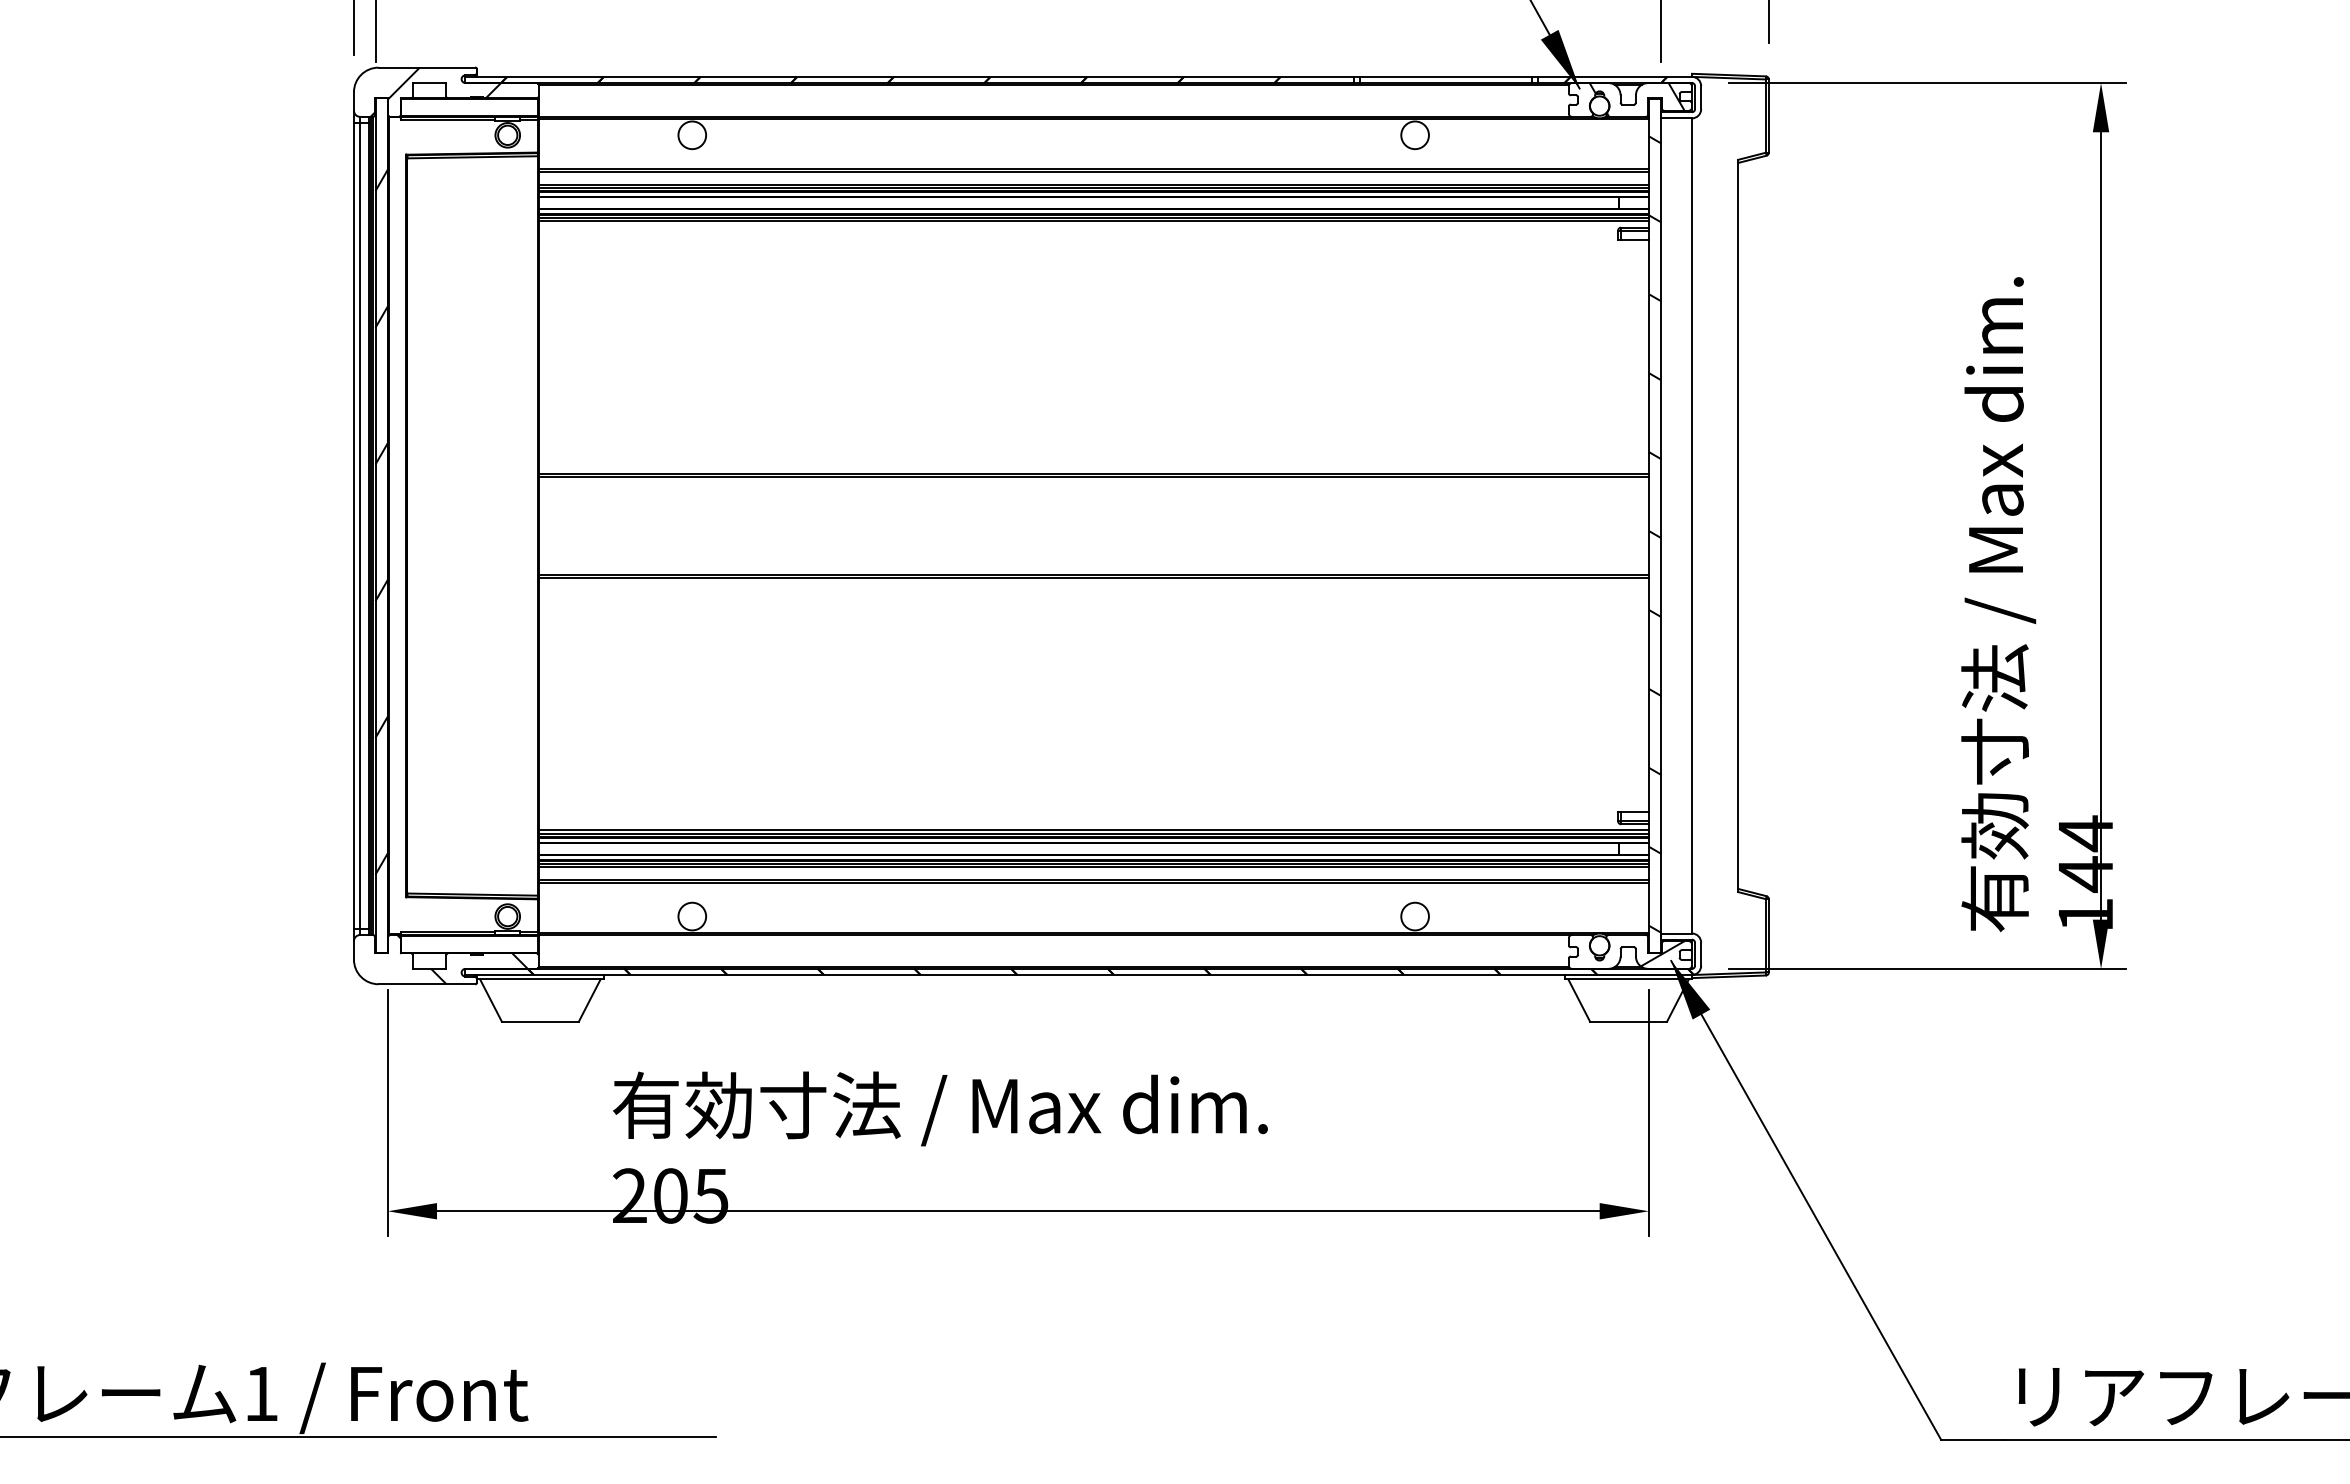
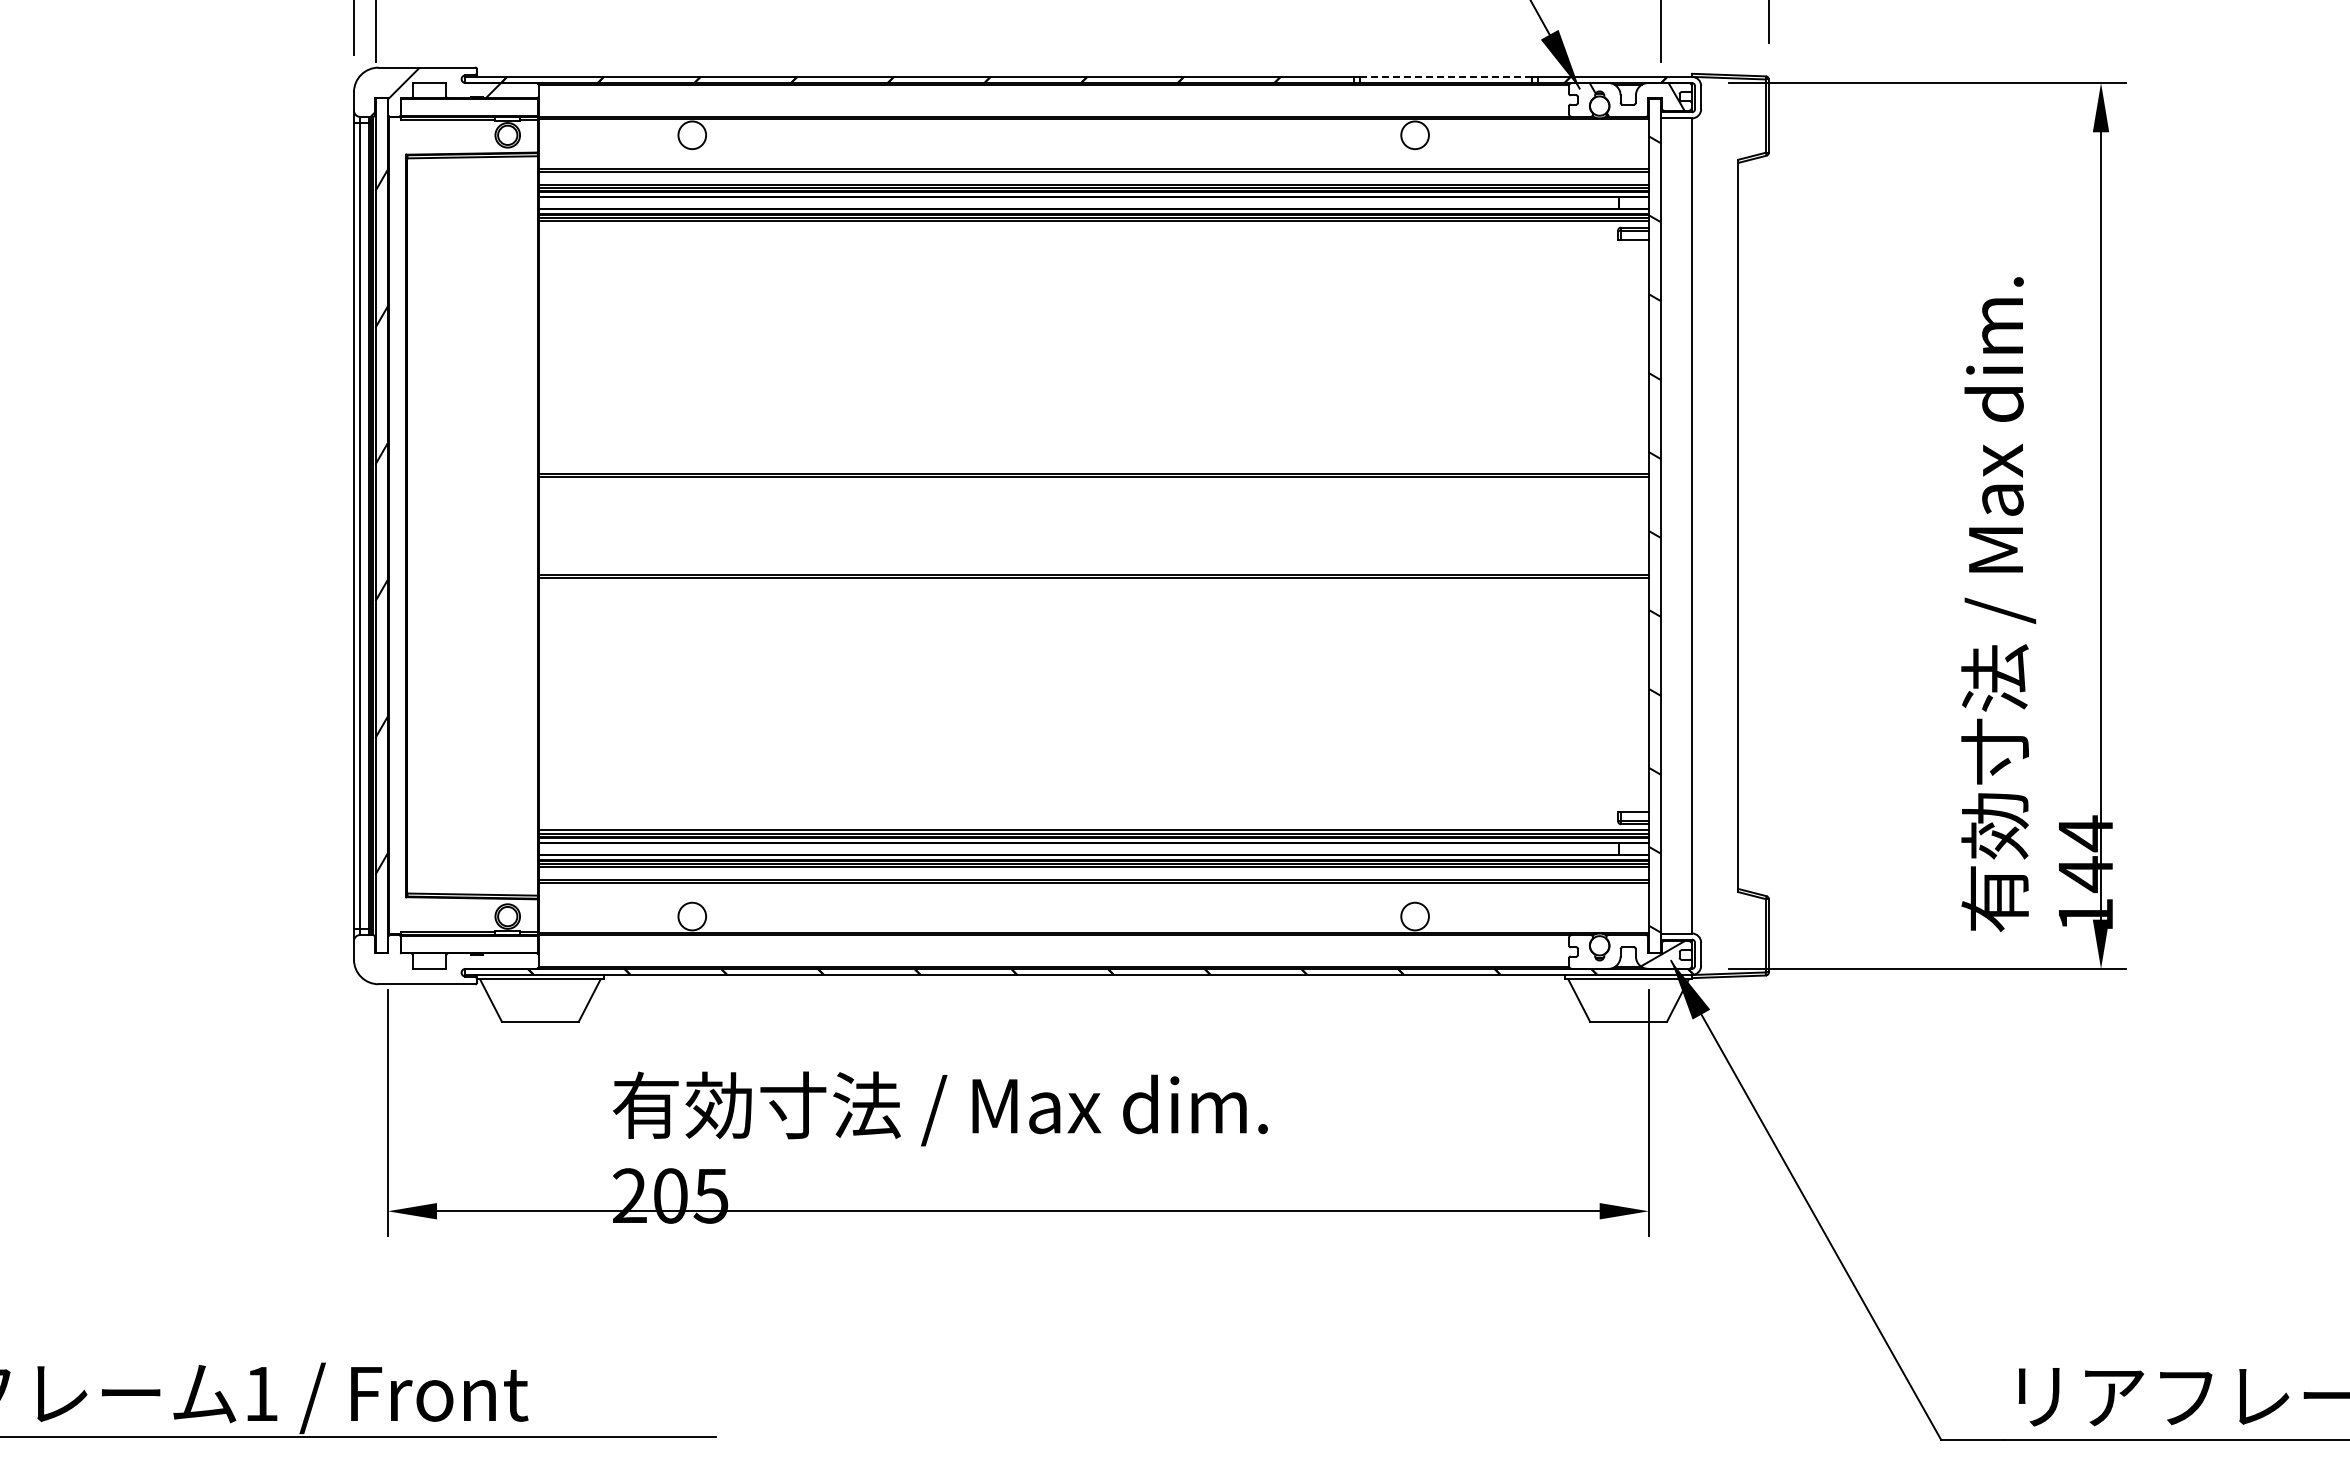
line: solid -> dashed (1446, 76)
hatch: present -> none (462, 959)
